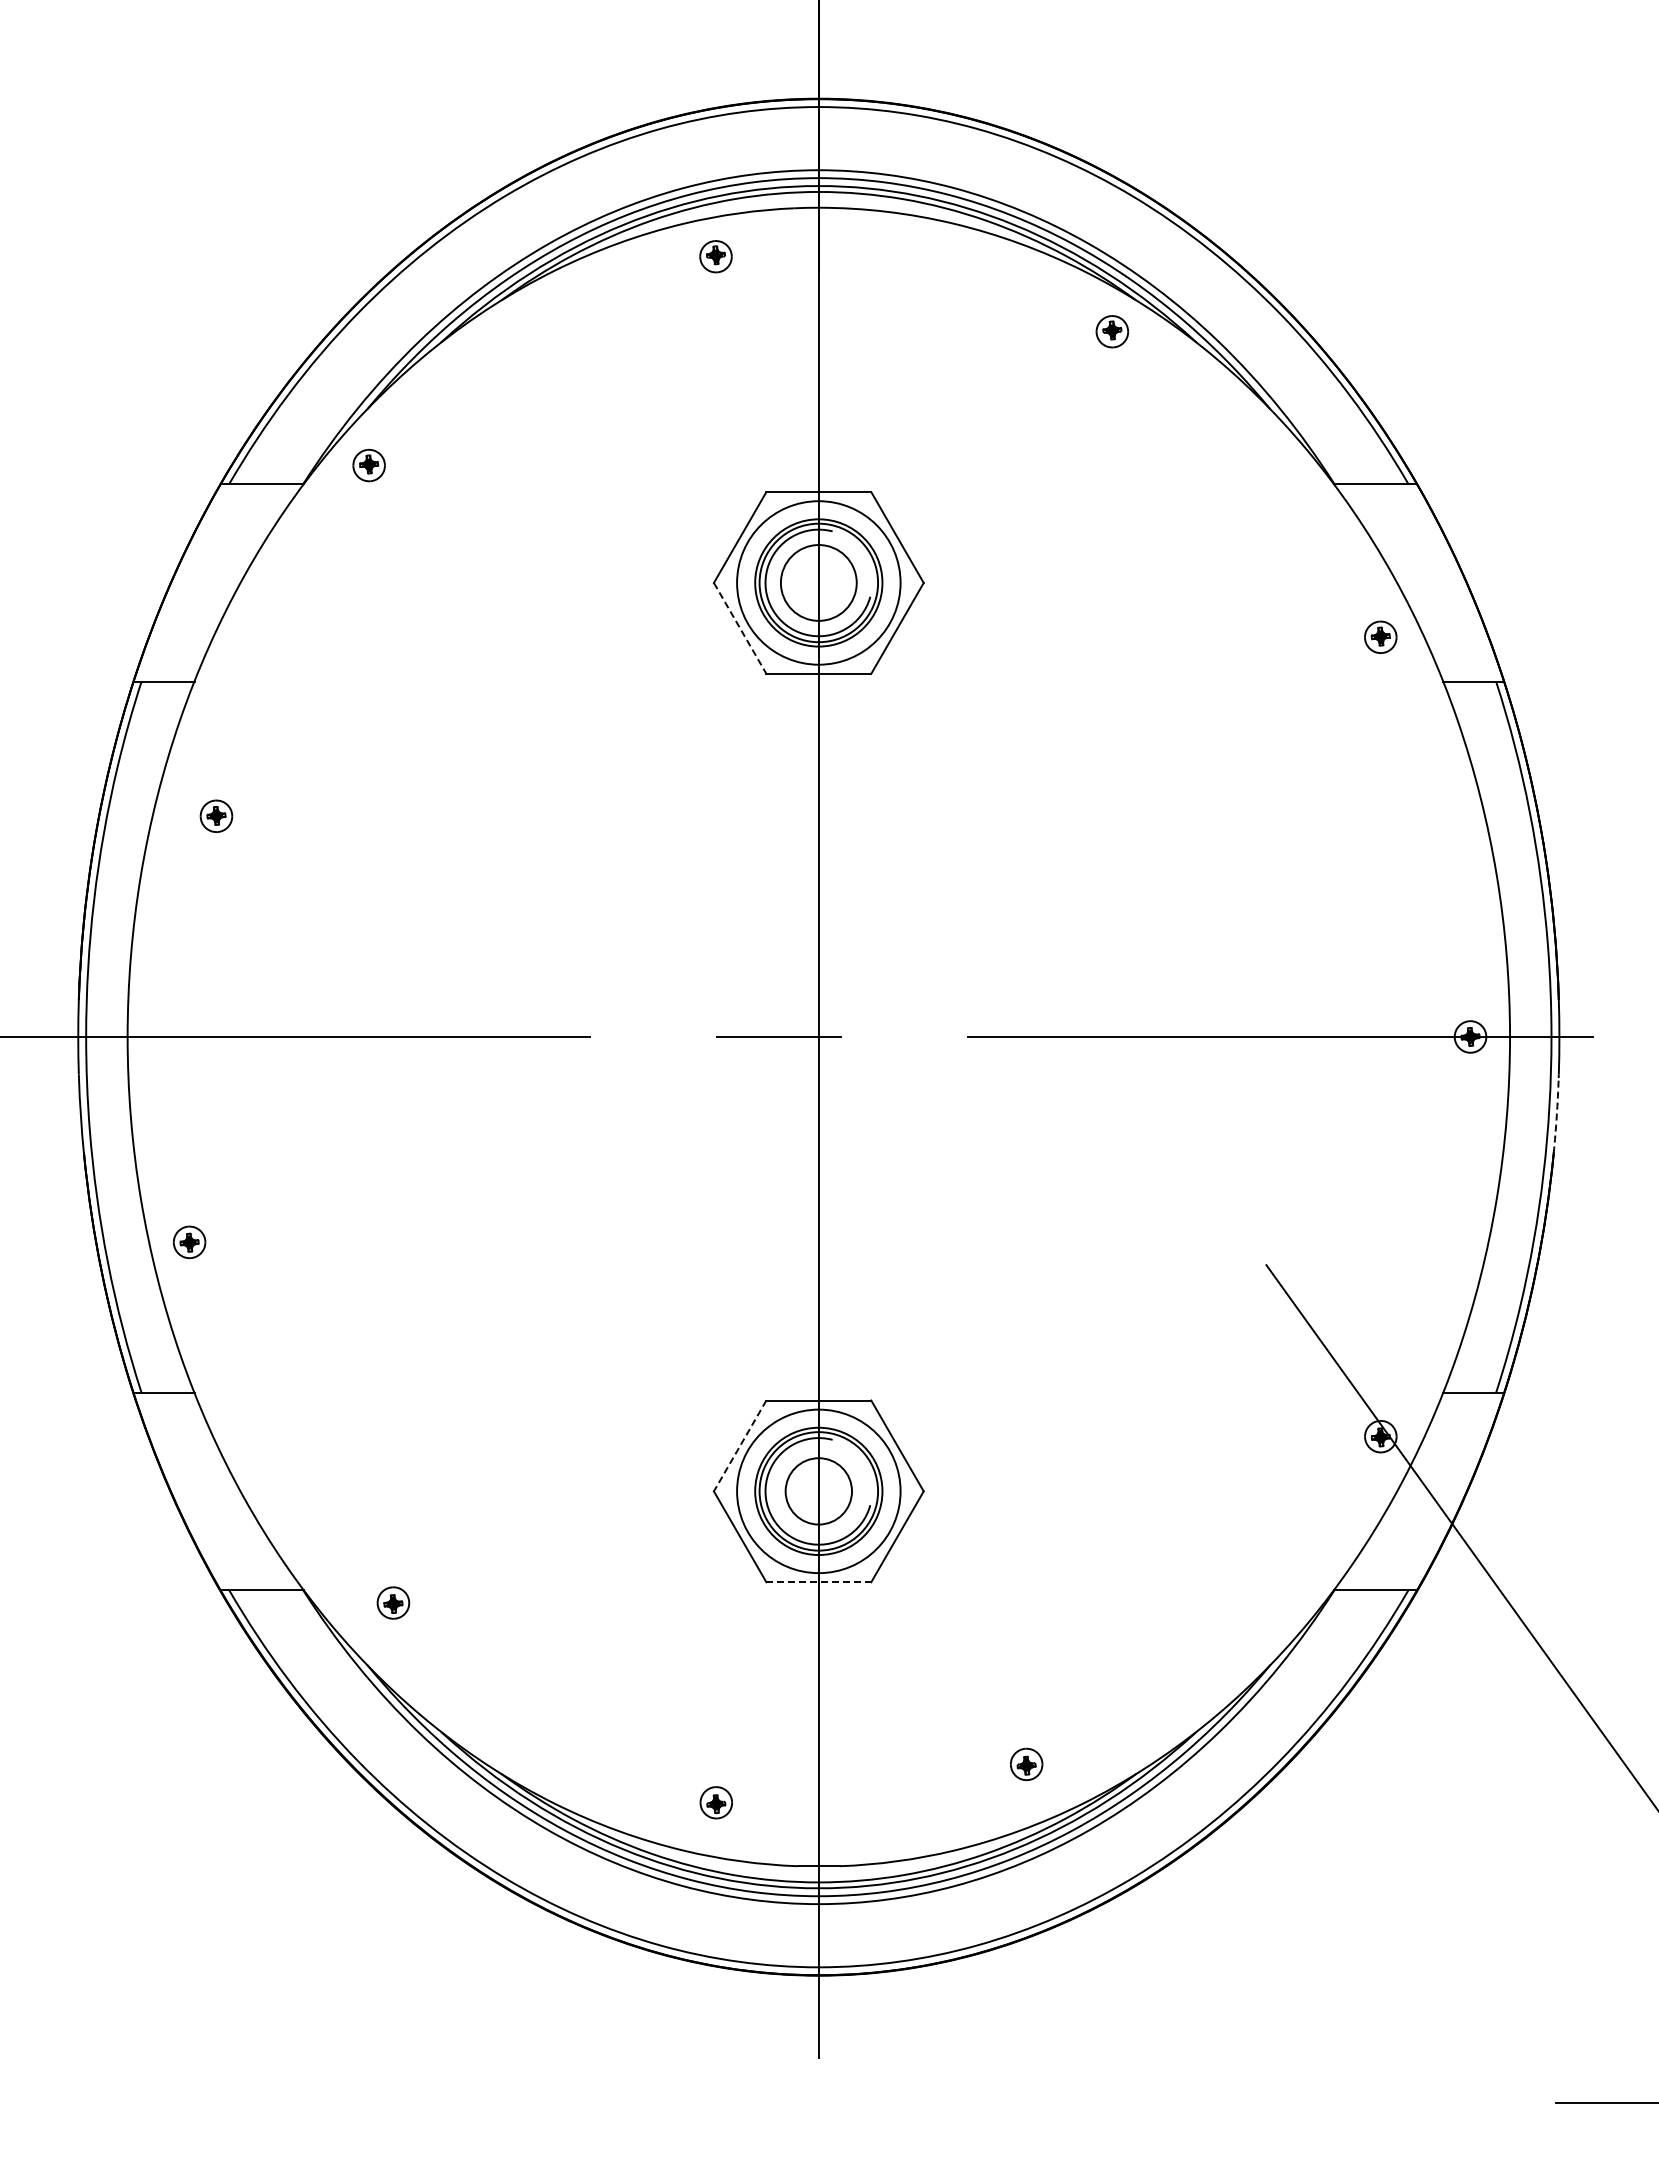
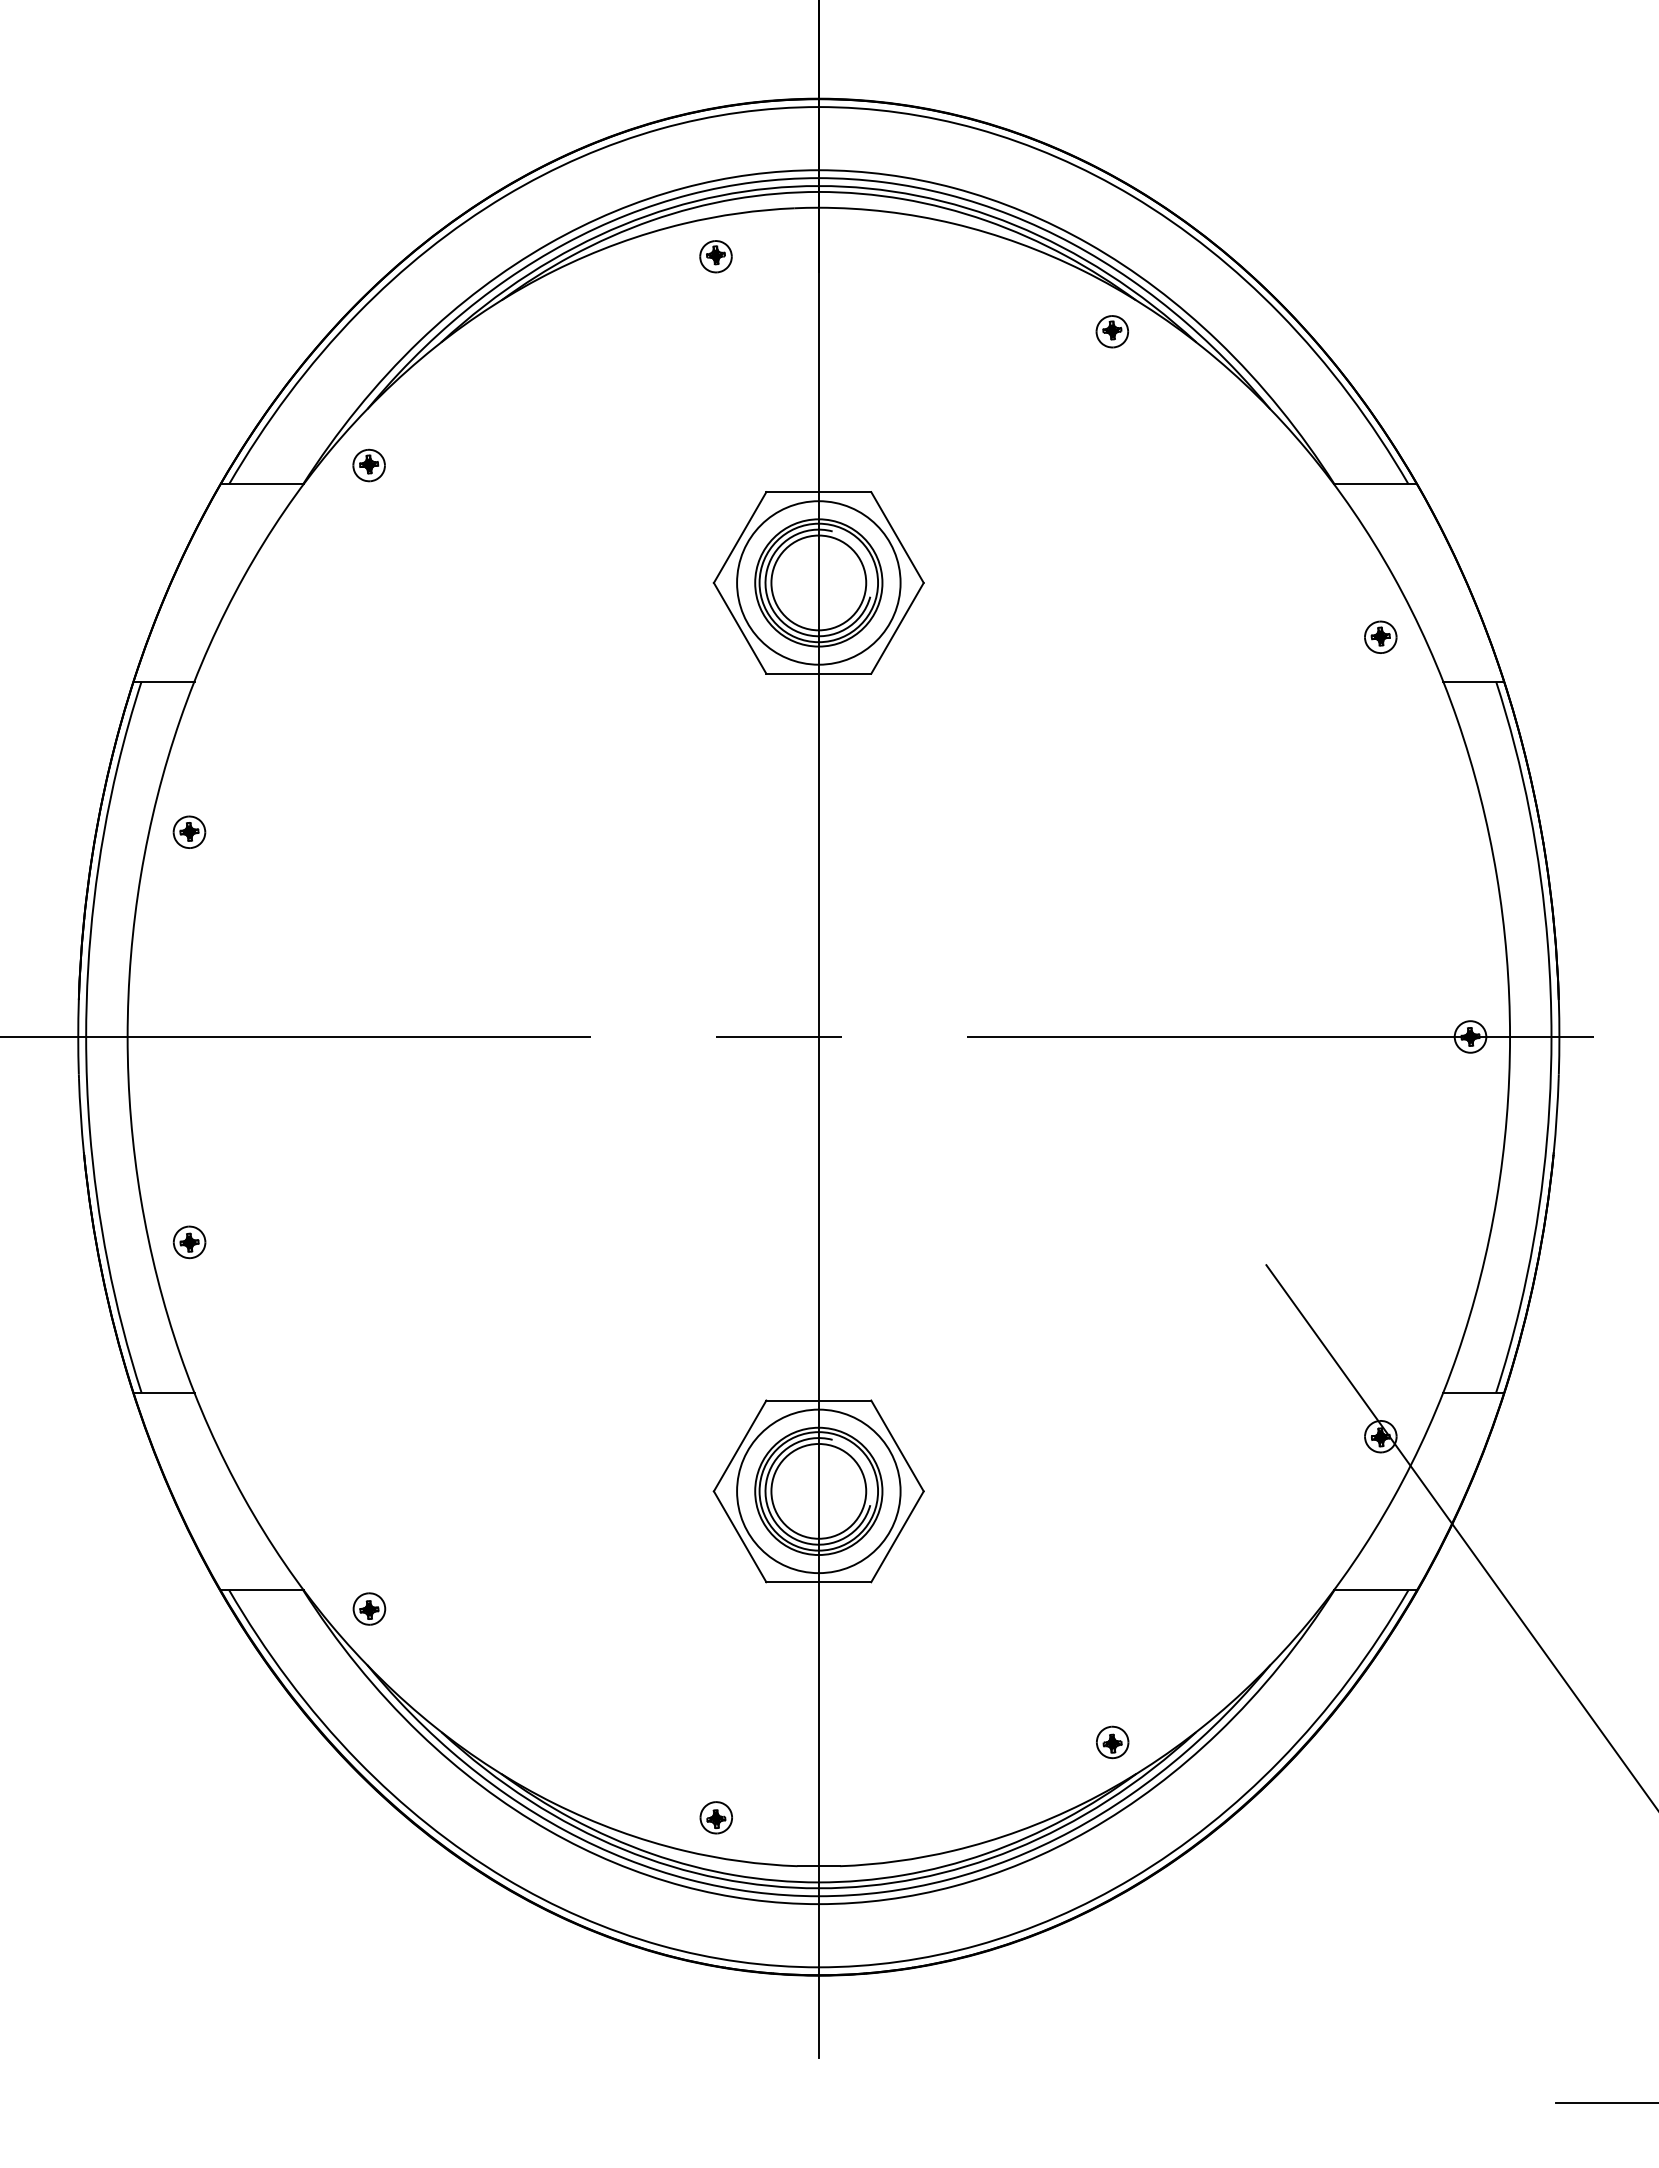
circle diameter: 76 px -> 95 px (818, 582)
line: dashed -> solid (740, 628)
part position: (216, 815) -> (189, 831) (189, 831)
arc: dashed -> solid (1556, 1115)
line: dashed -> solid (739, 1446)
circle diameter: 66 px -> 95 px (818, 1490)
line: dashed -> solid (819, 1582)
part position: (393, 1602) -> (369, 1608) (369, 1608)
part position: (1026, 1764) -> (1112, 1742) (1112, 1742)
part position: (715, 1802) -> (715, 1817) (715, 1817)
